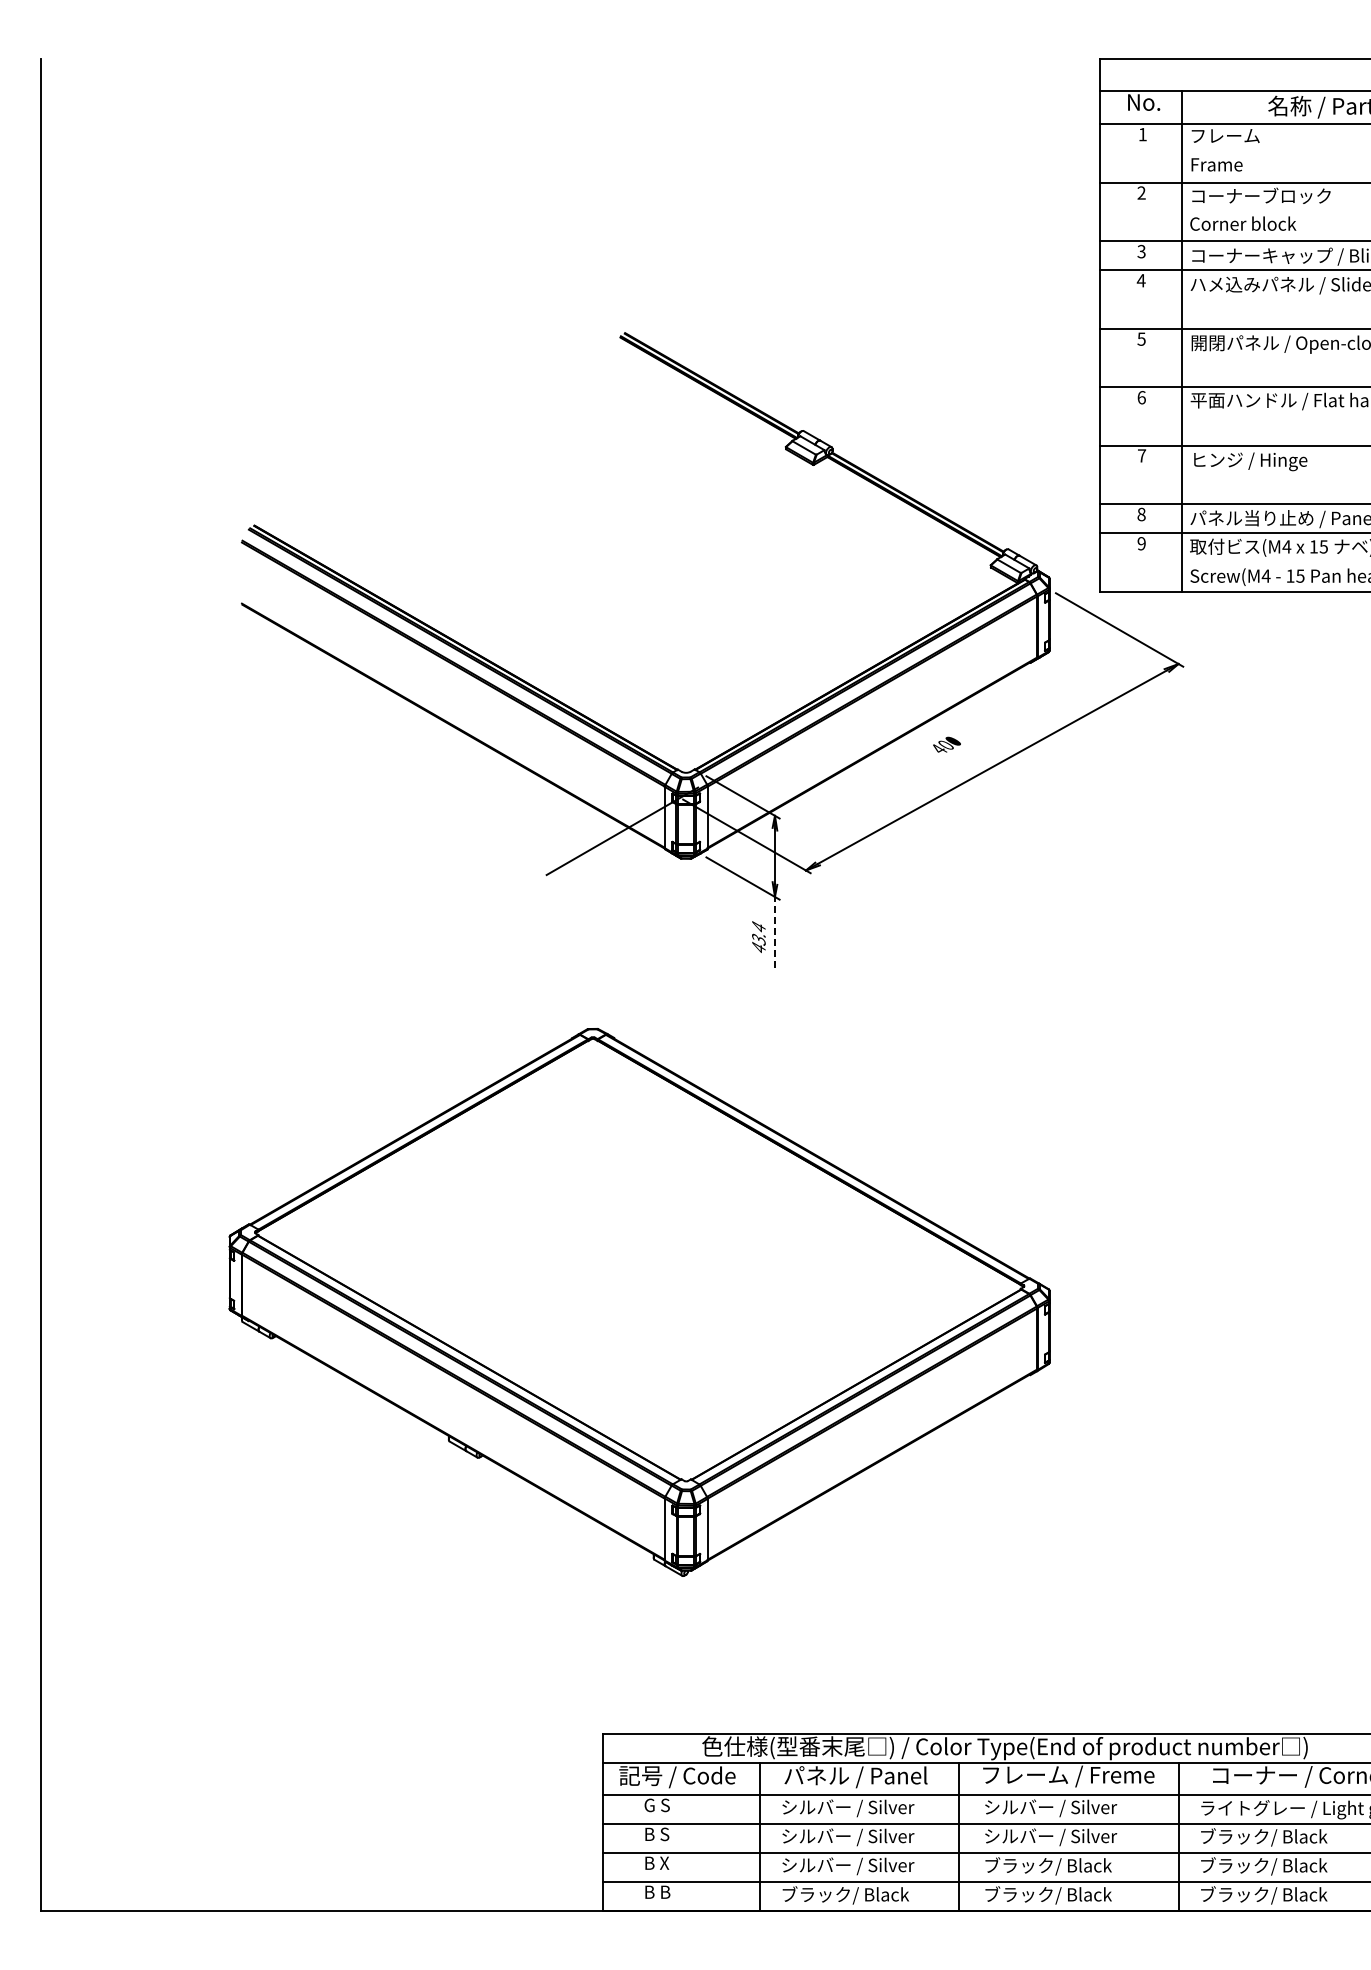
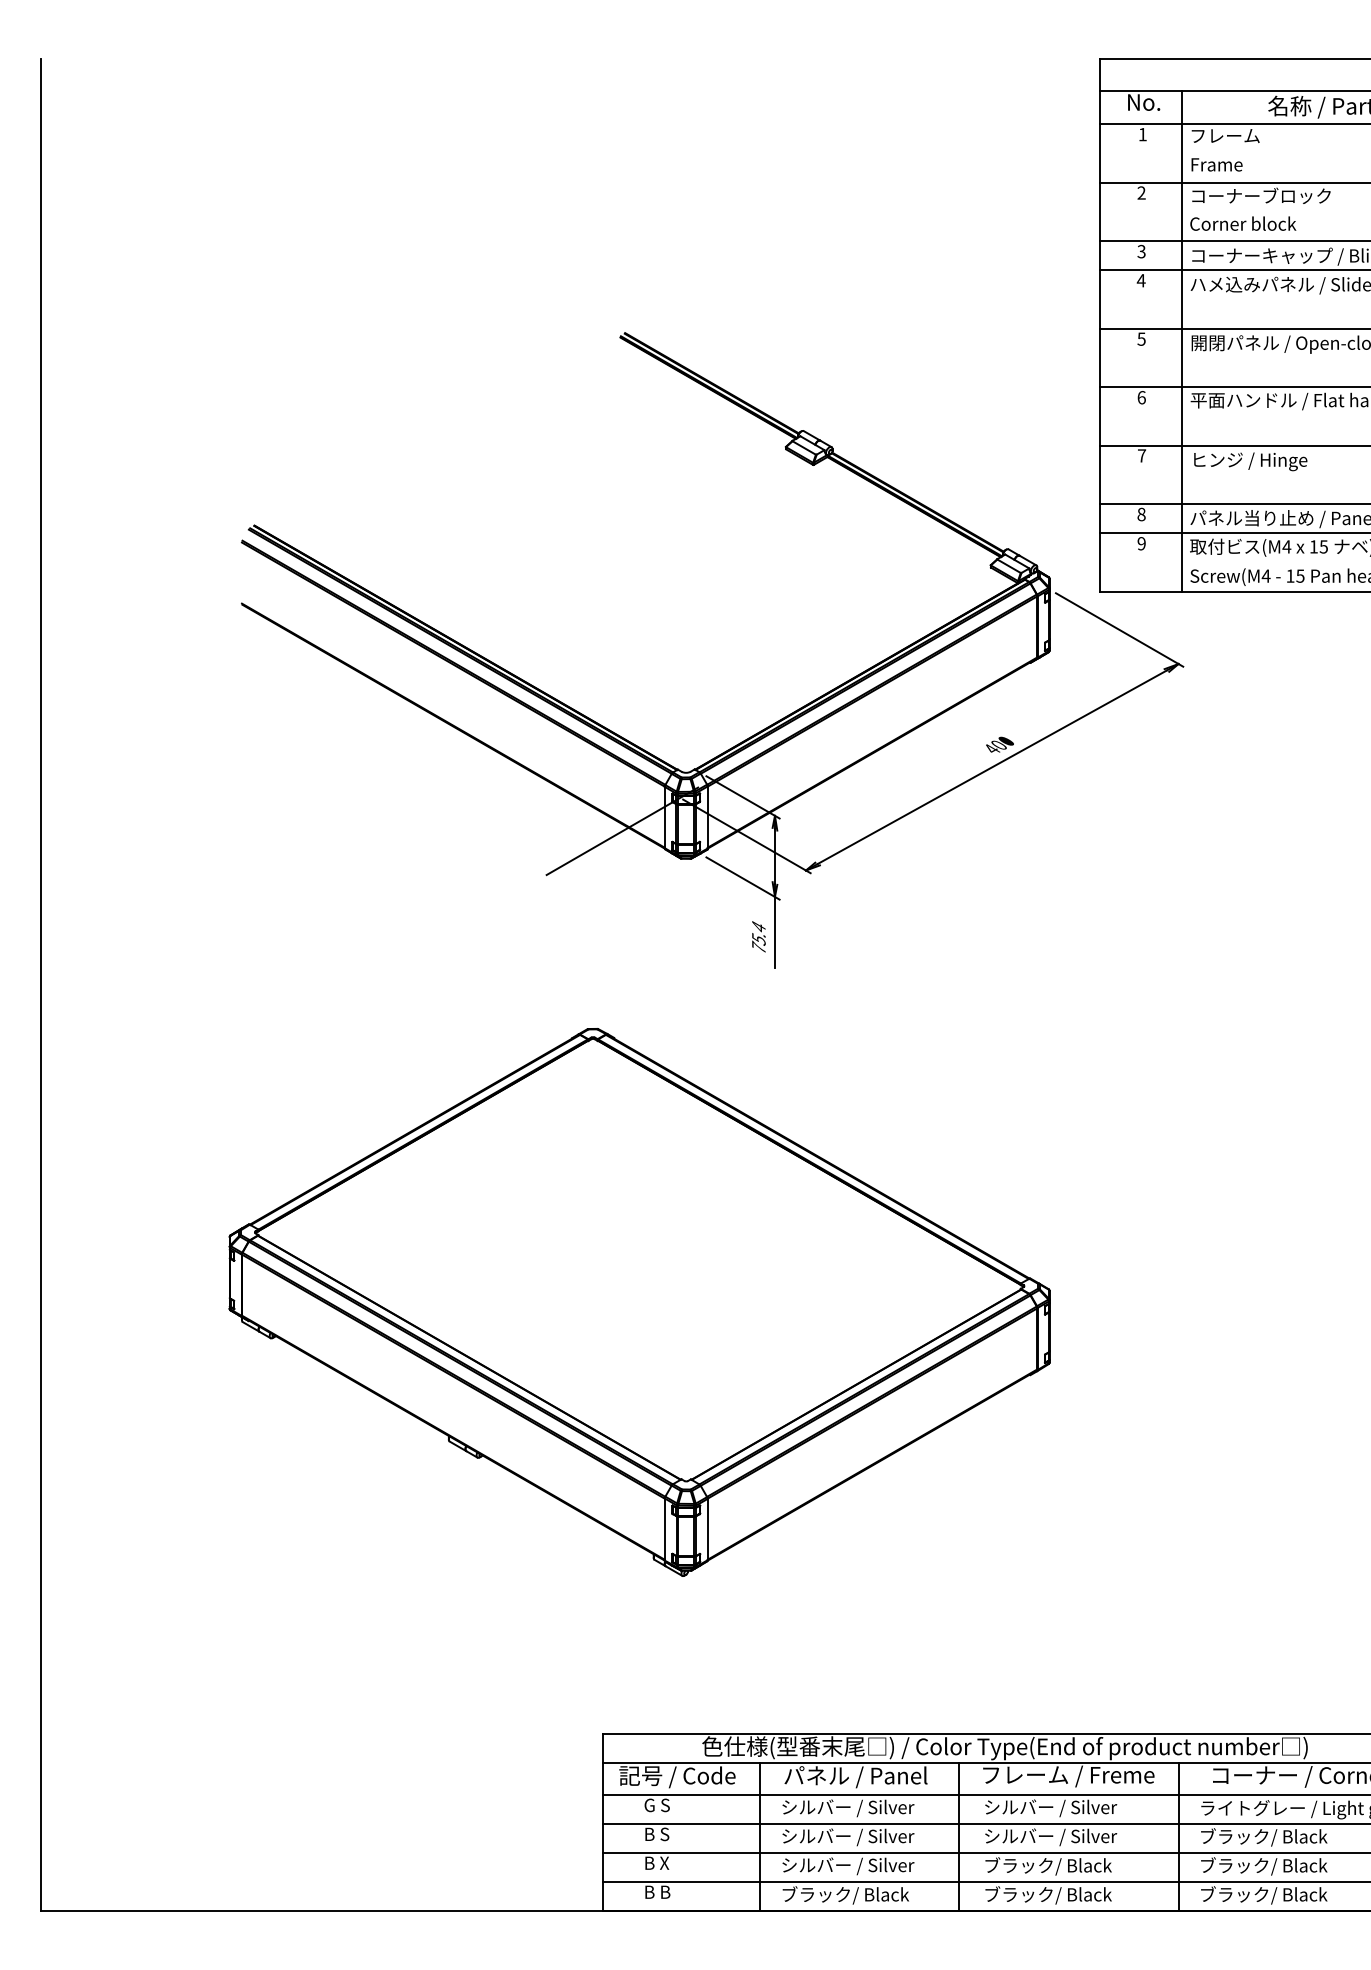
text position: (946, 744) -> (999, 744) (999, 744)
line: dashed -> solid (774, 932)
text: 43.4 -> 75.4 (758, 943)
